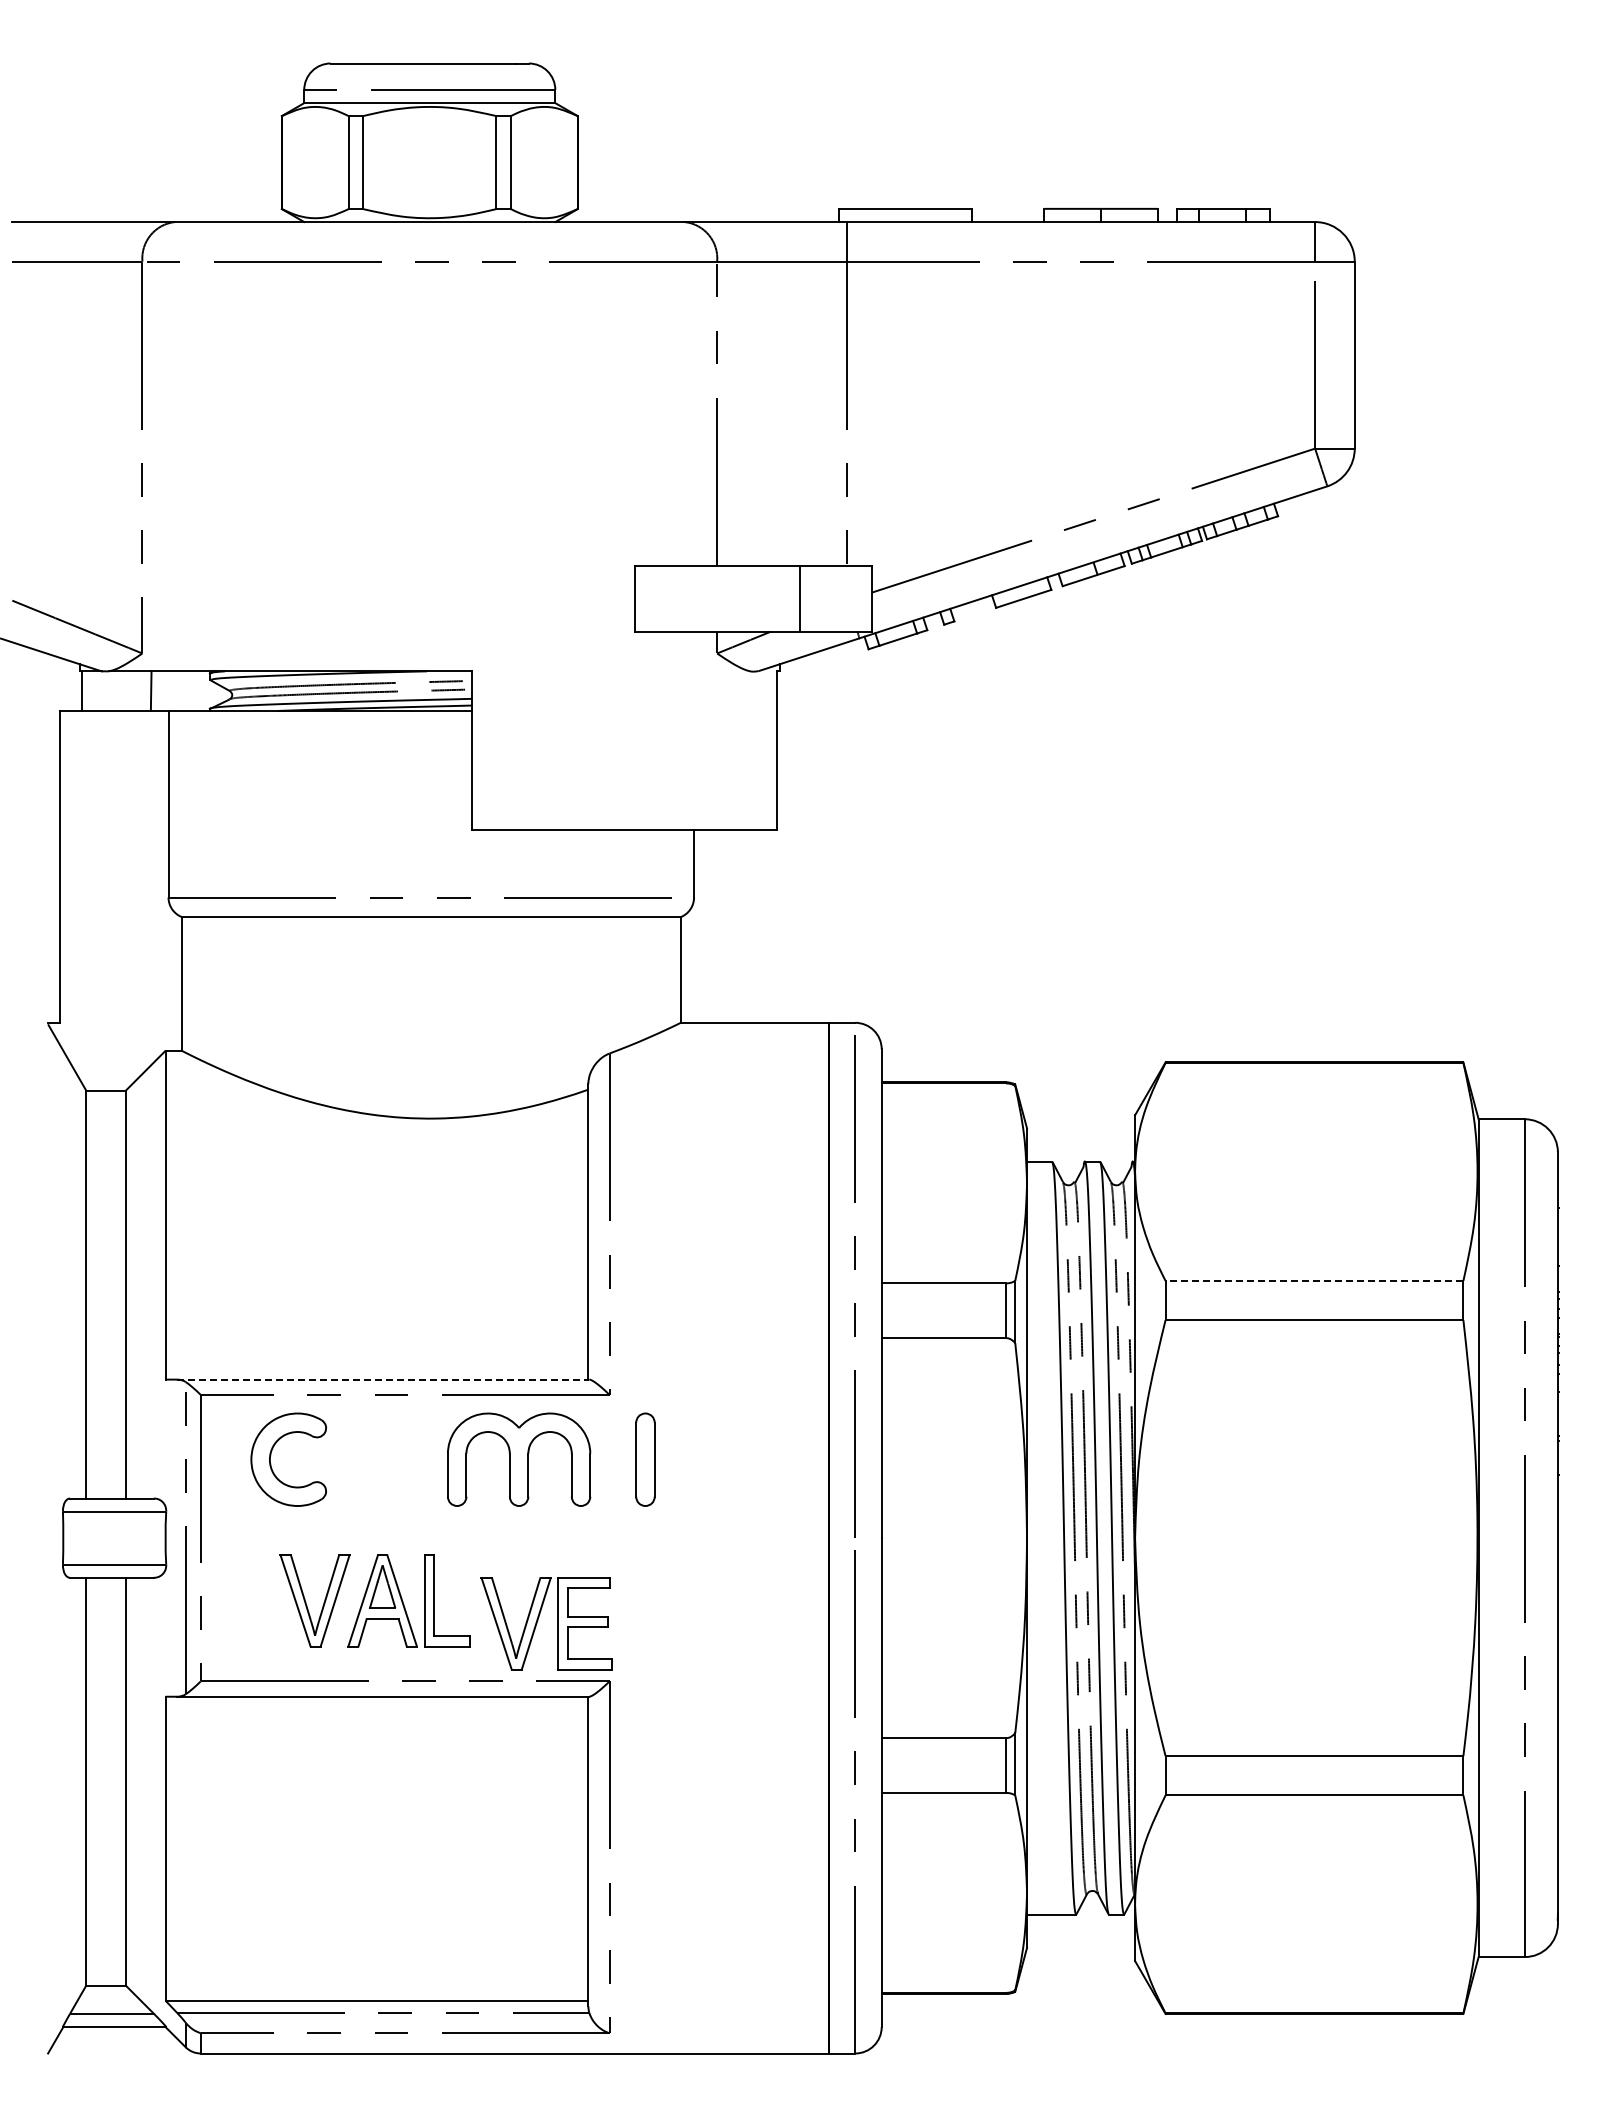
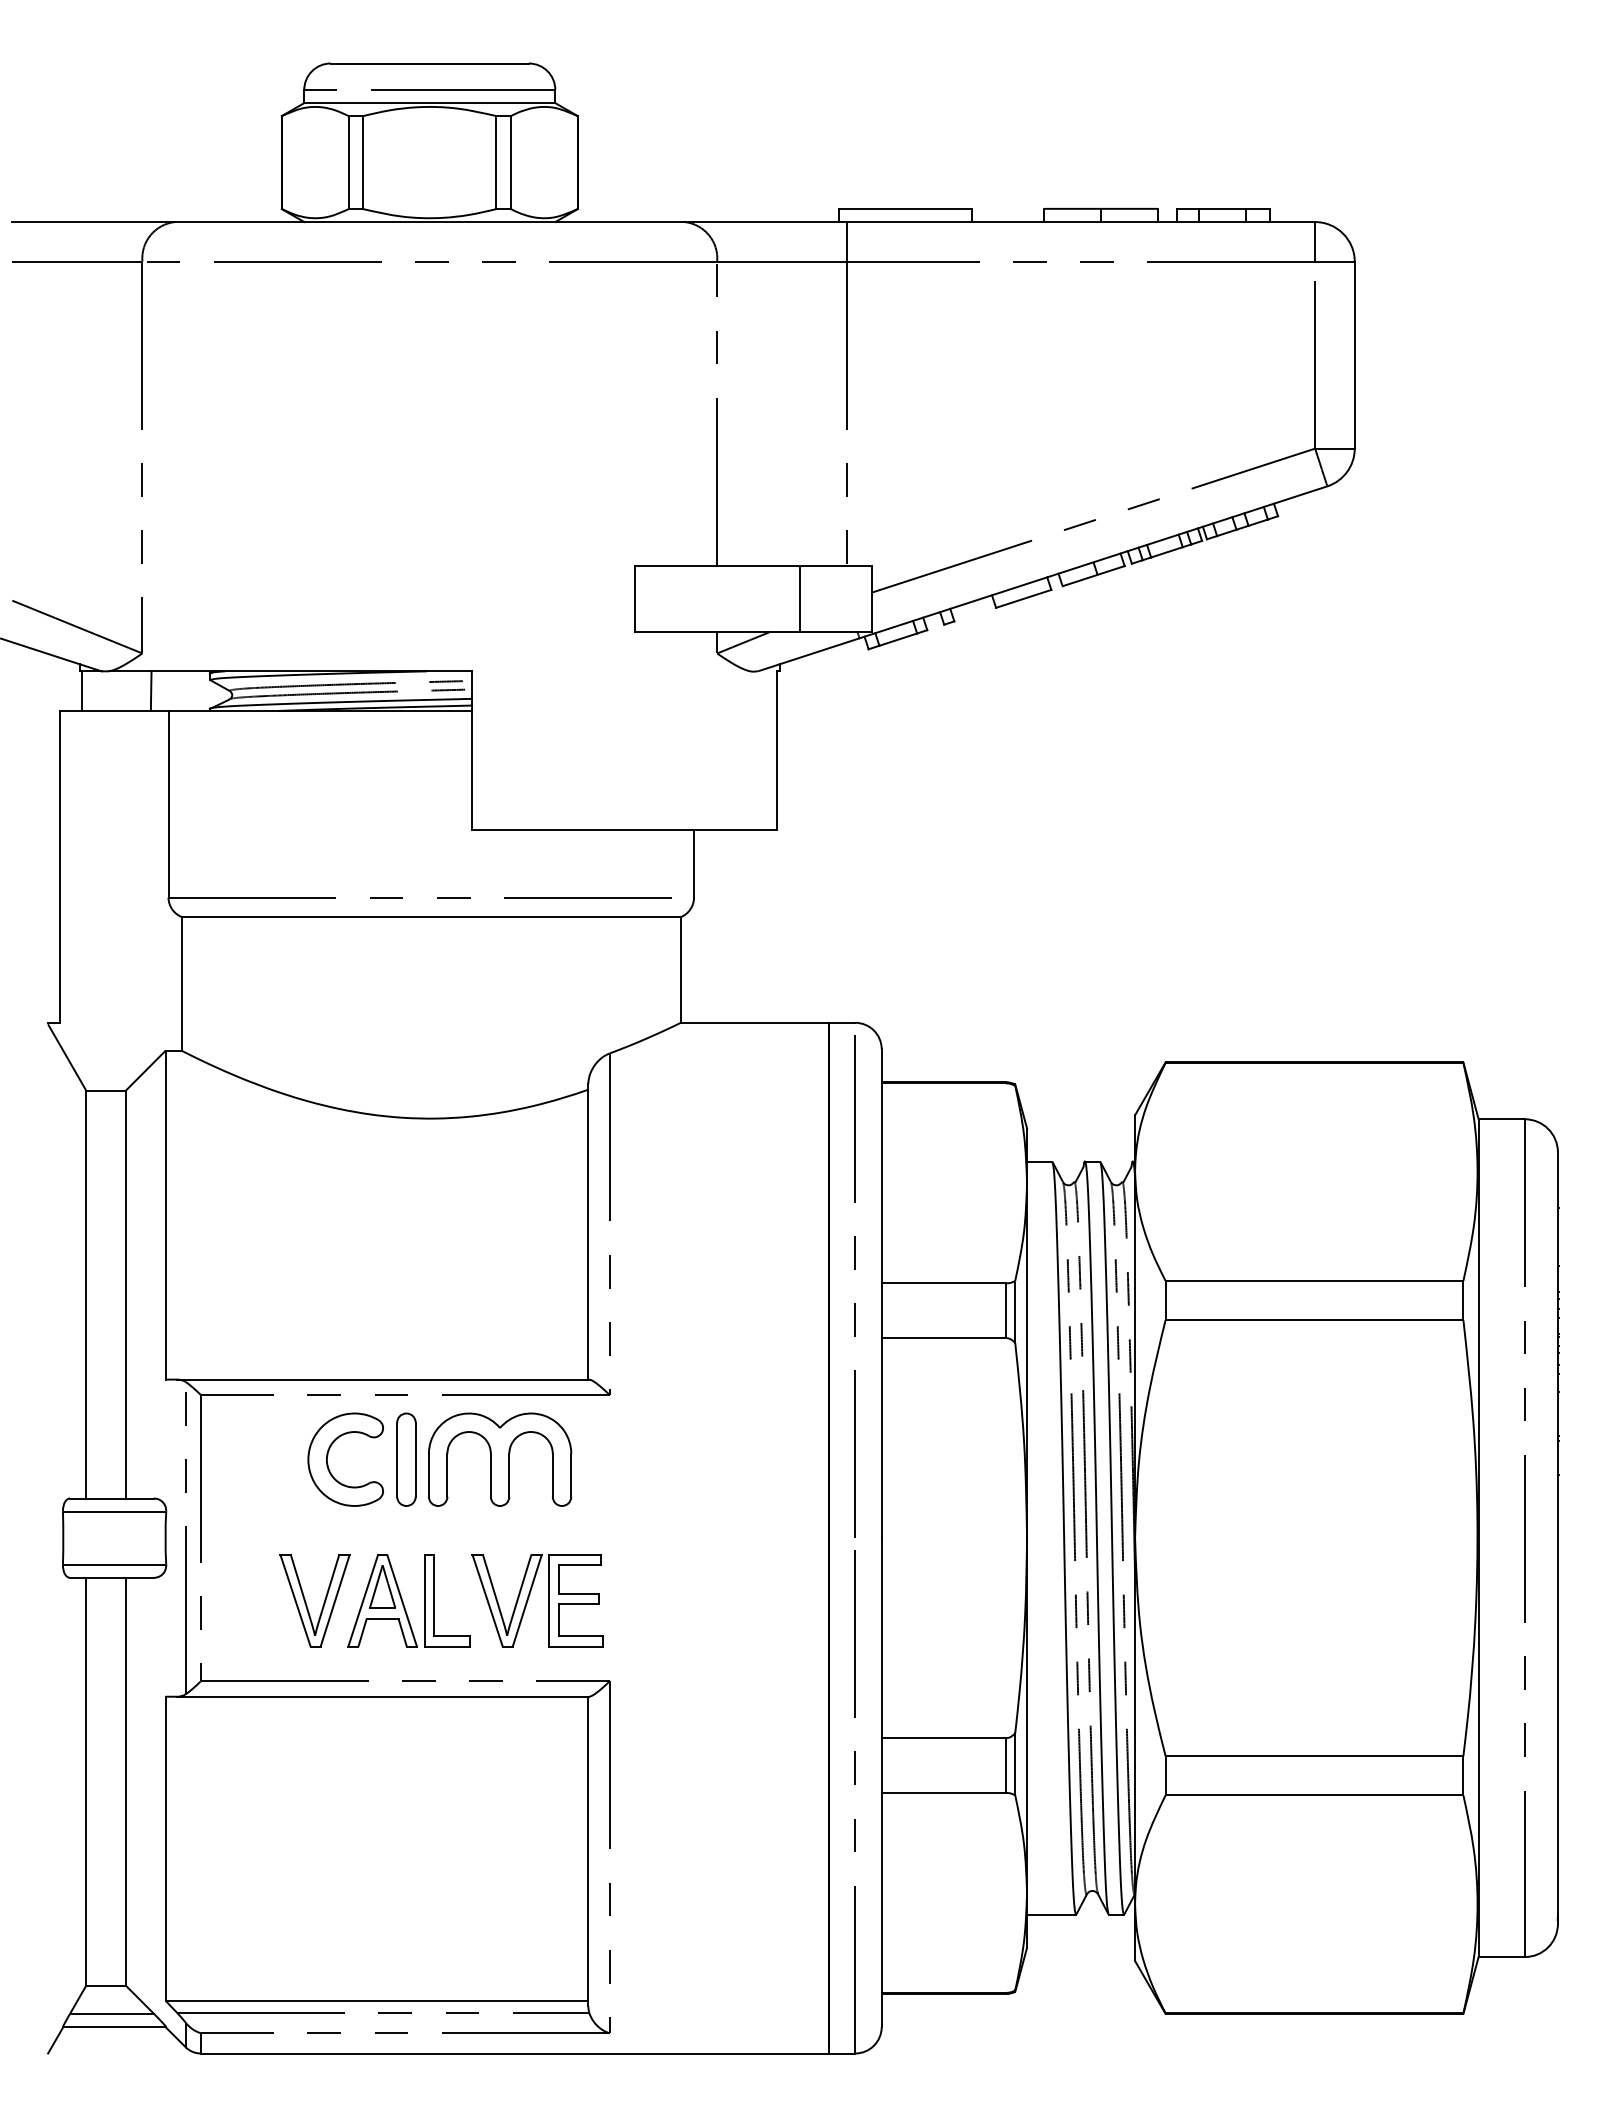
line: dashed -> solid (1314, 1280)
line: dashed -> solid (383, 1379)
part position: (271, 1455) -> (328, 1455) (328, 1455)
part position: (519, 1459) -> (500, 1459) (500, 1459)
part position: (645, 1459) -> (406, 1459) (406, 1459)
part position: (538, 1620) -> (529, 1597) (529, 1597)
